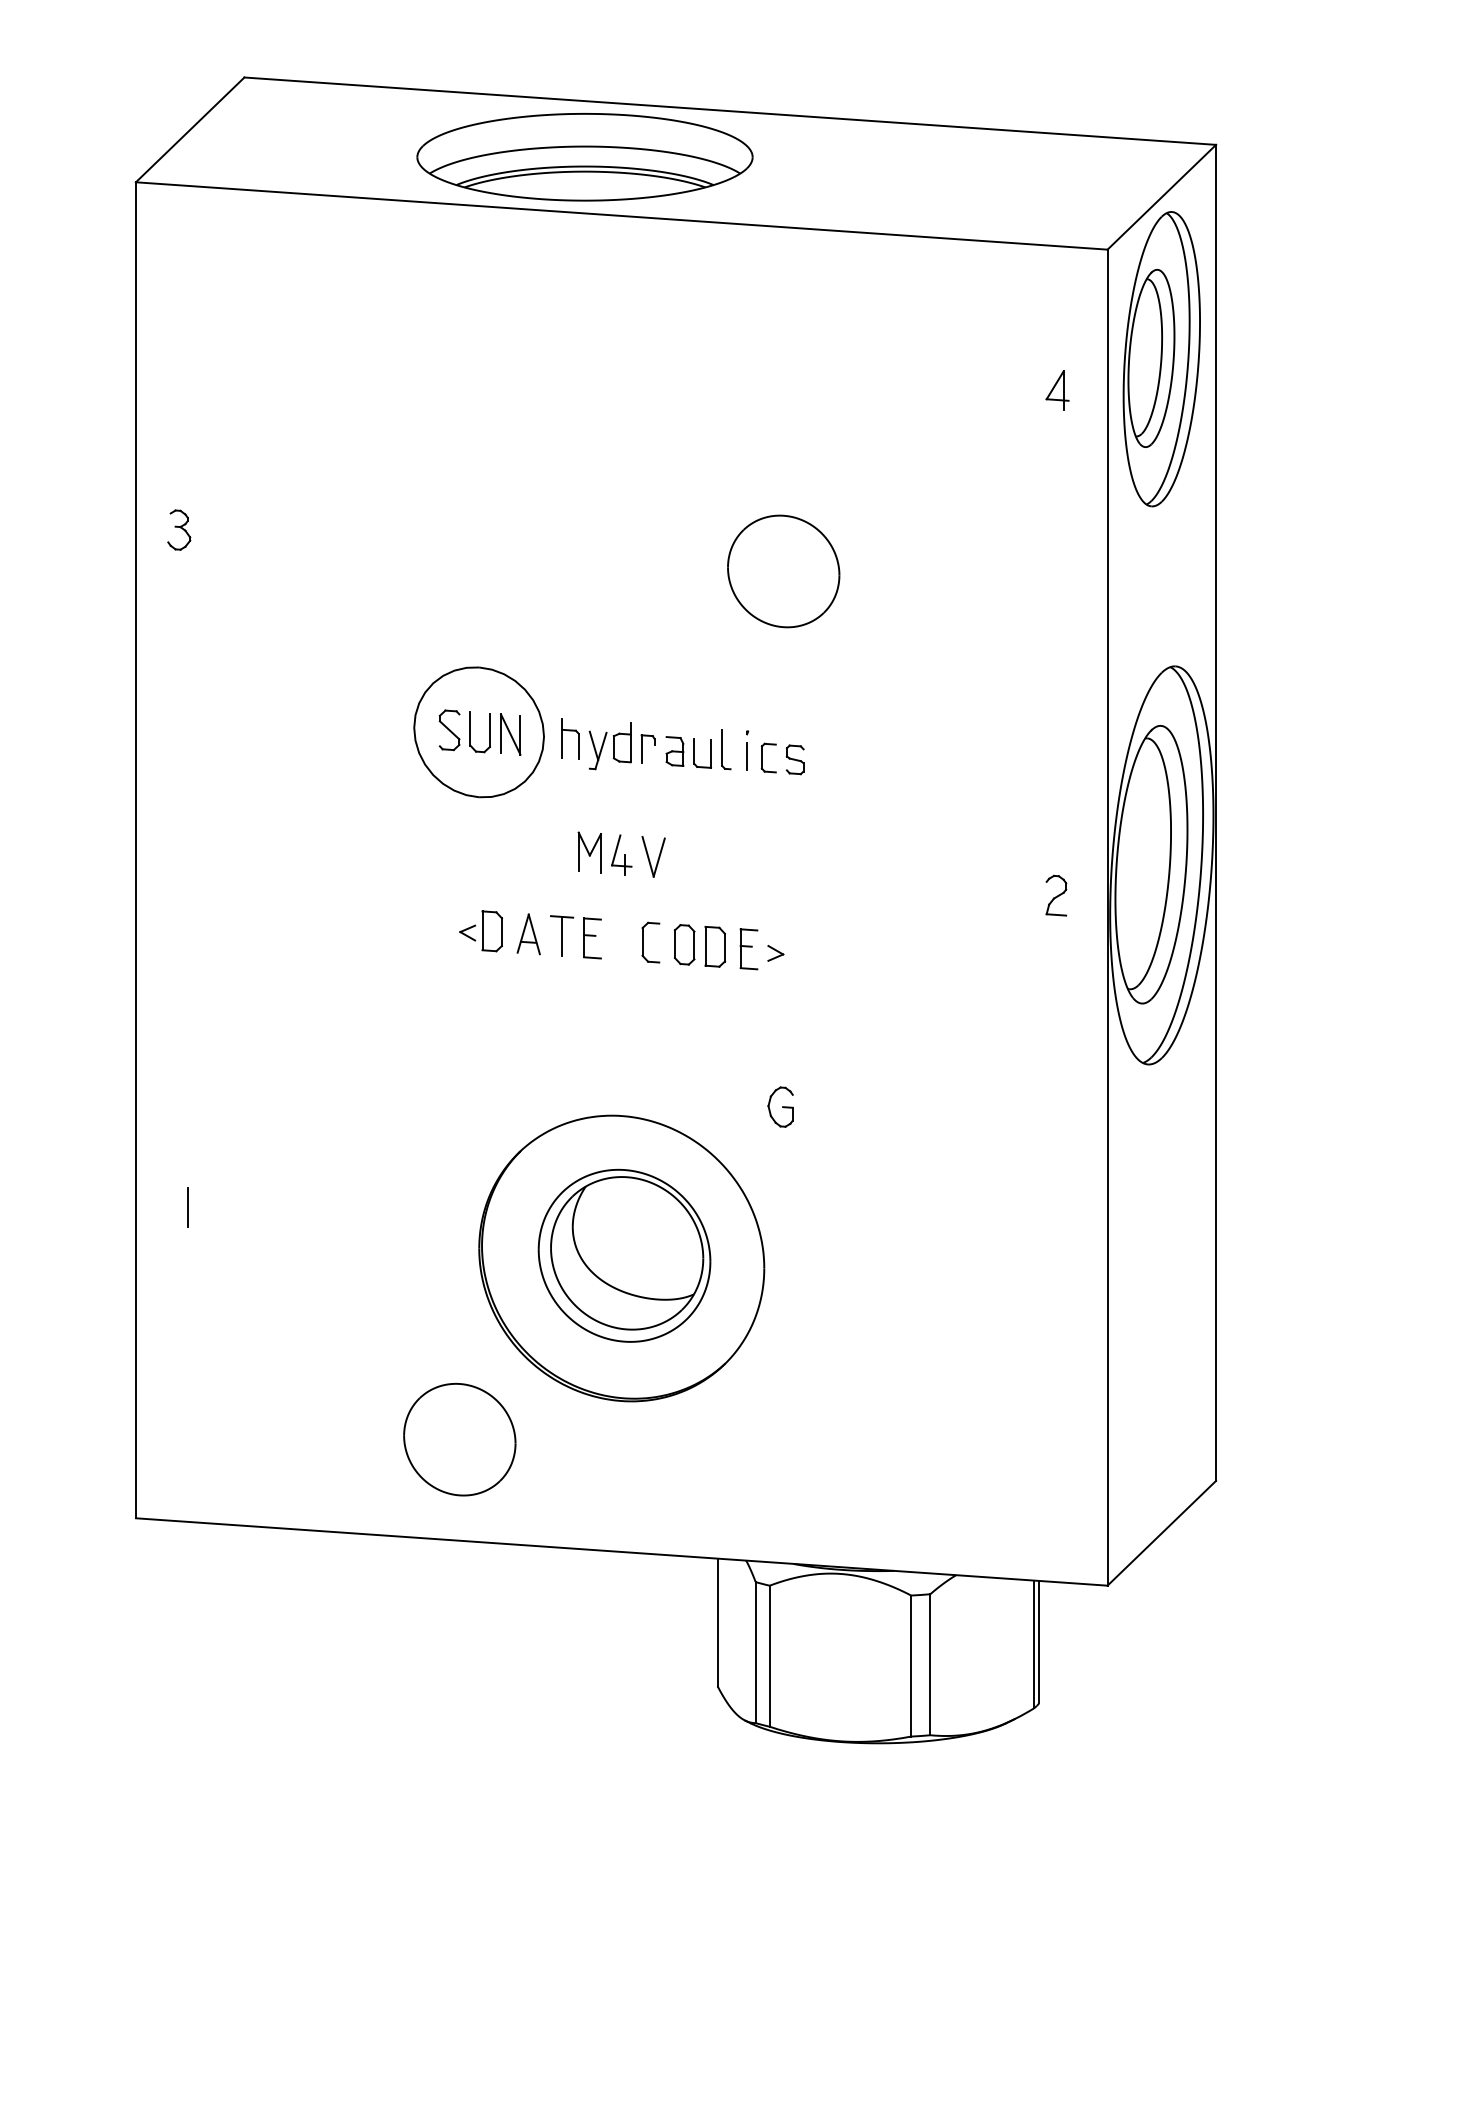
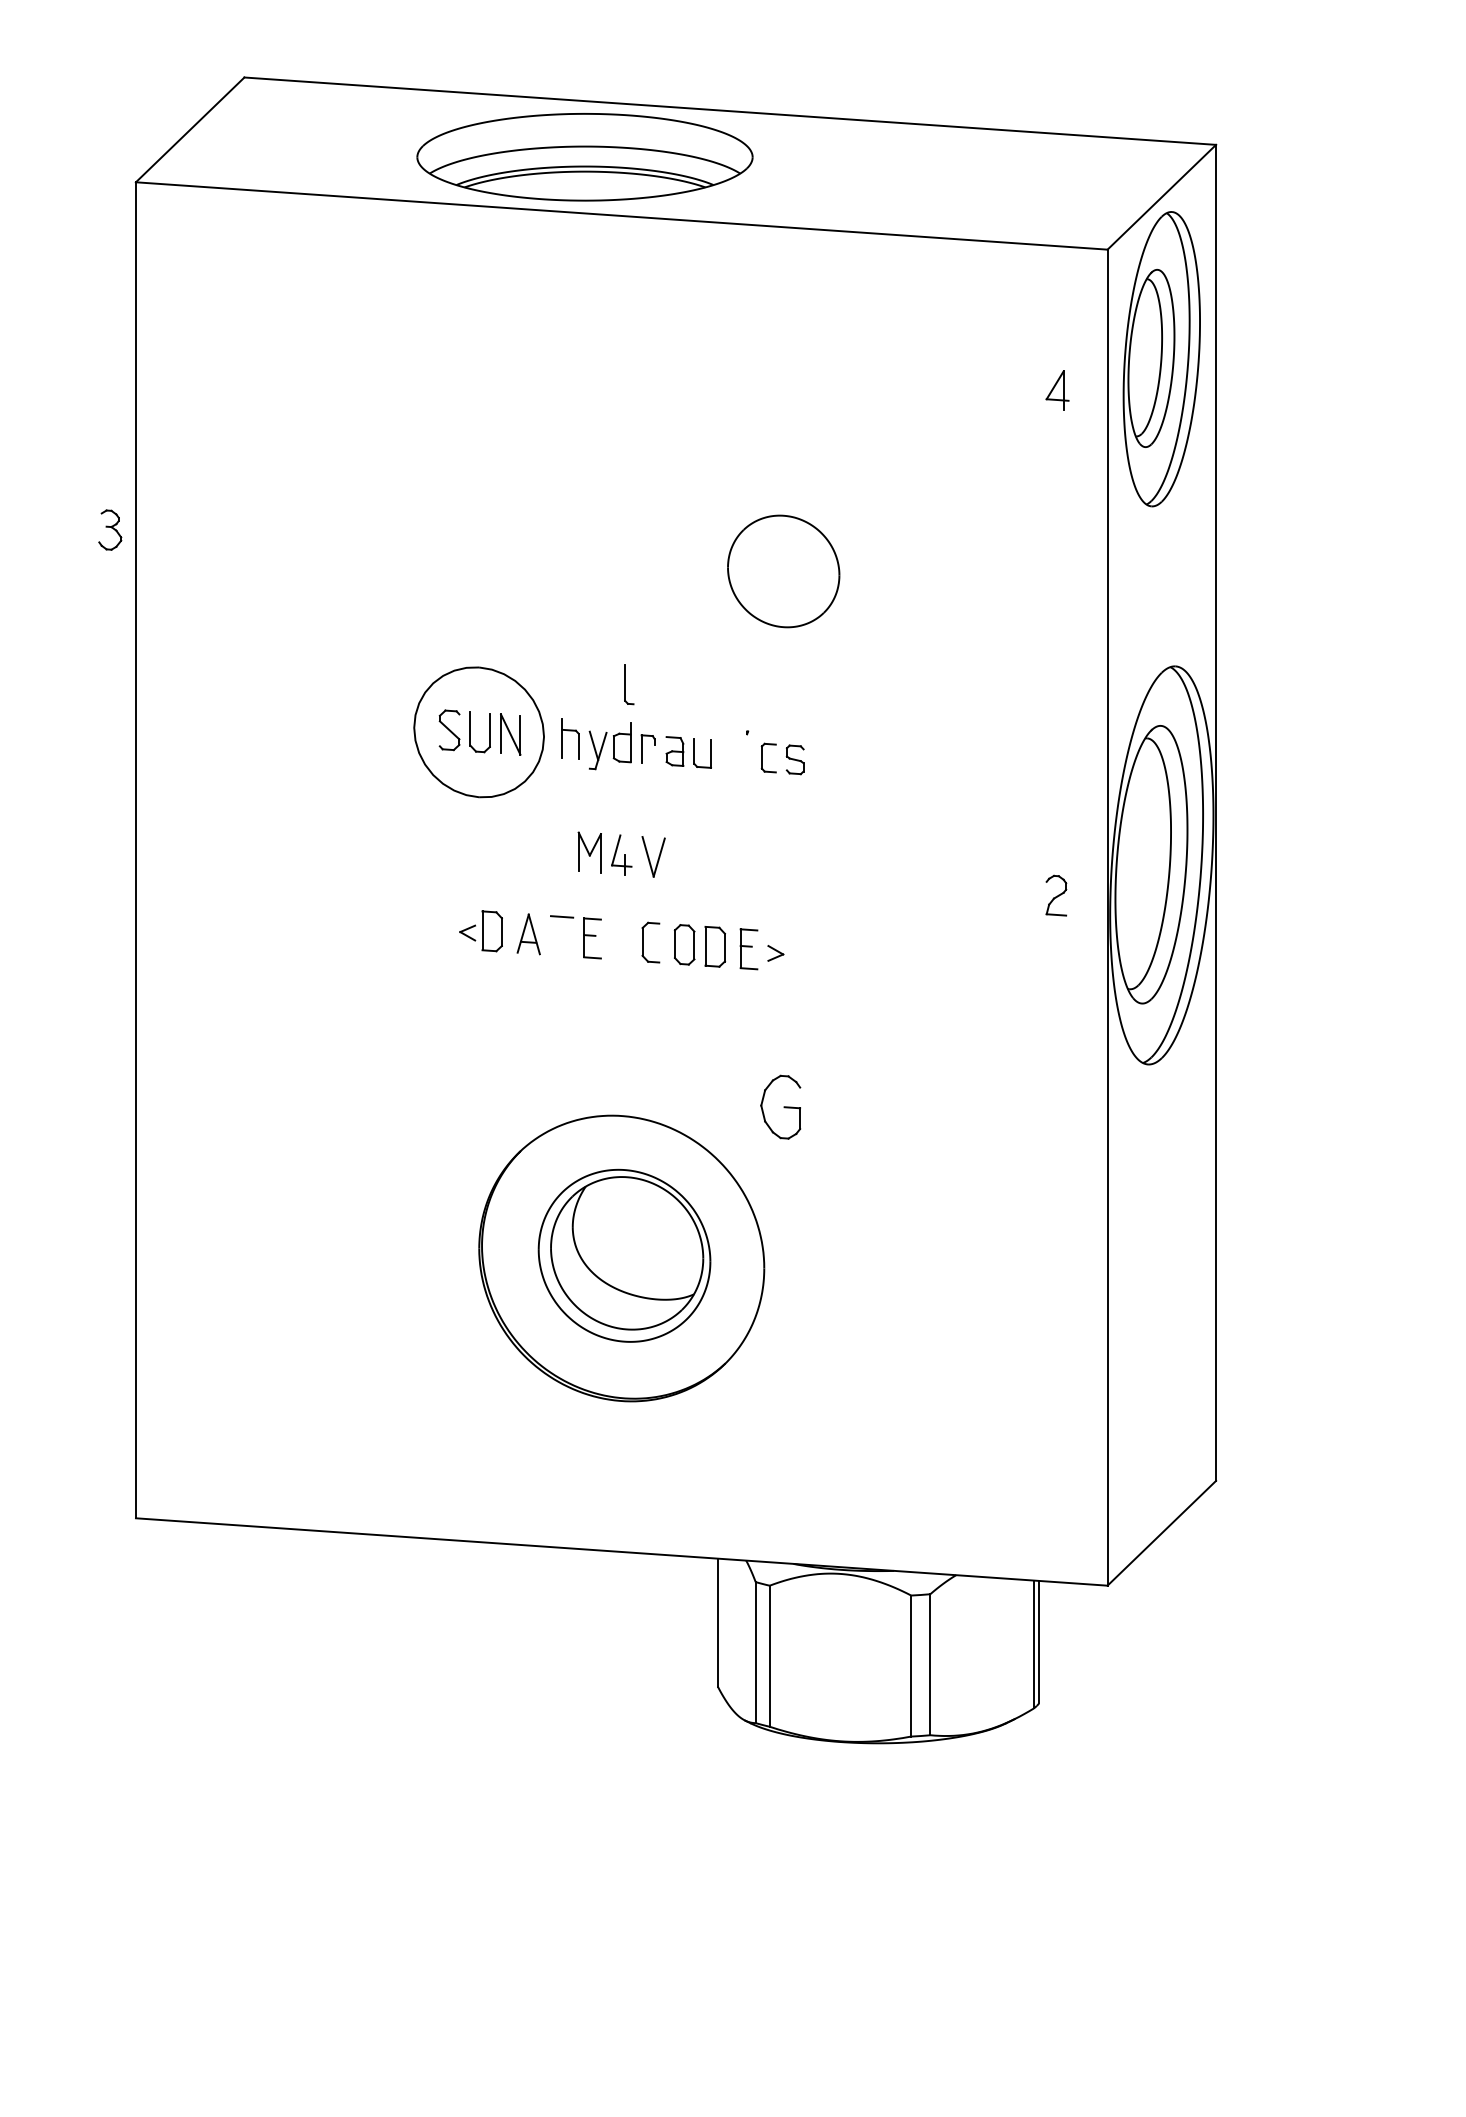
part position: (179, 529) -> (110, 529) (110, 529)
part position: (726, 749) -> (629, 684) (629, 684)
line: present -> none (747, 756)
line: present -> none (562, 935)
part size: 27x42 px -> 42x66 px (780, 1106)
line: present -> none (187, 1207)
part: present -> none (459, 1439)
